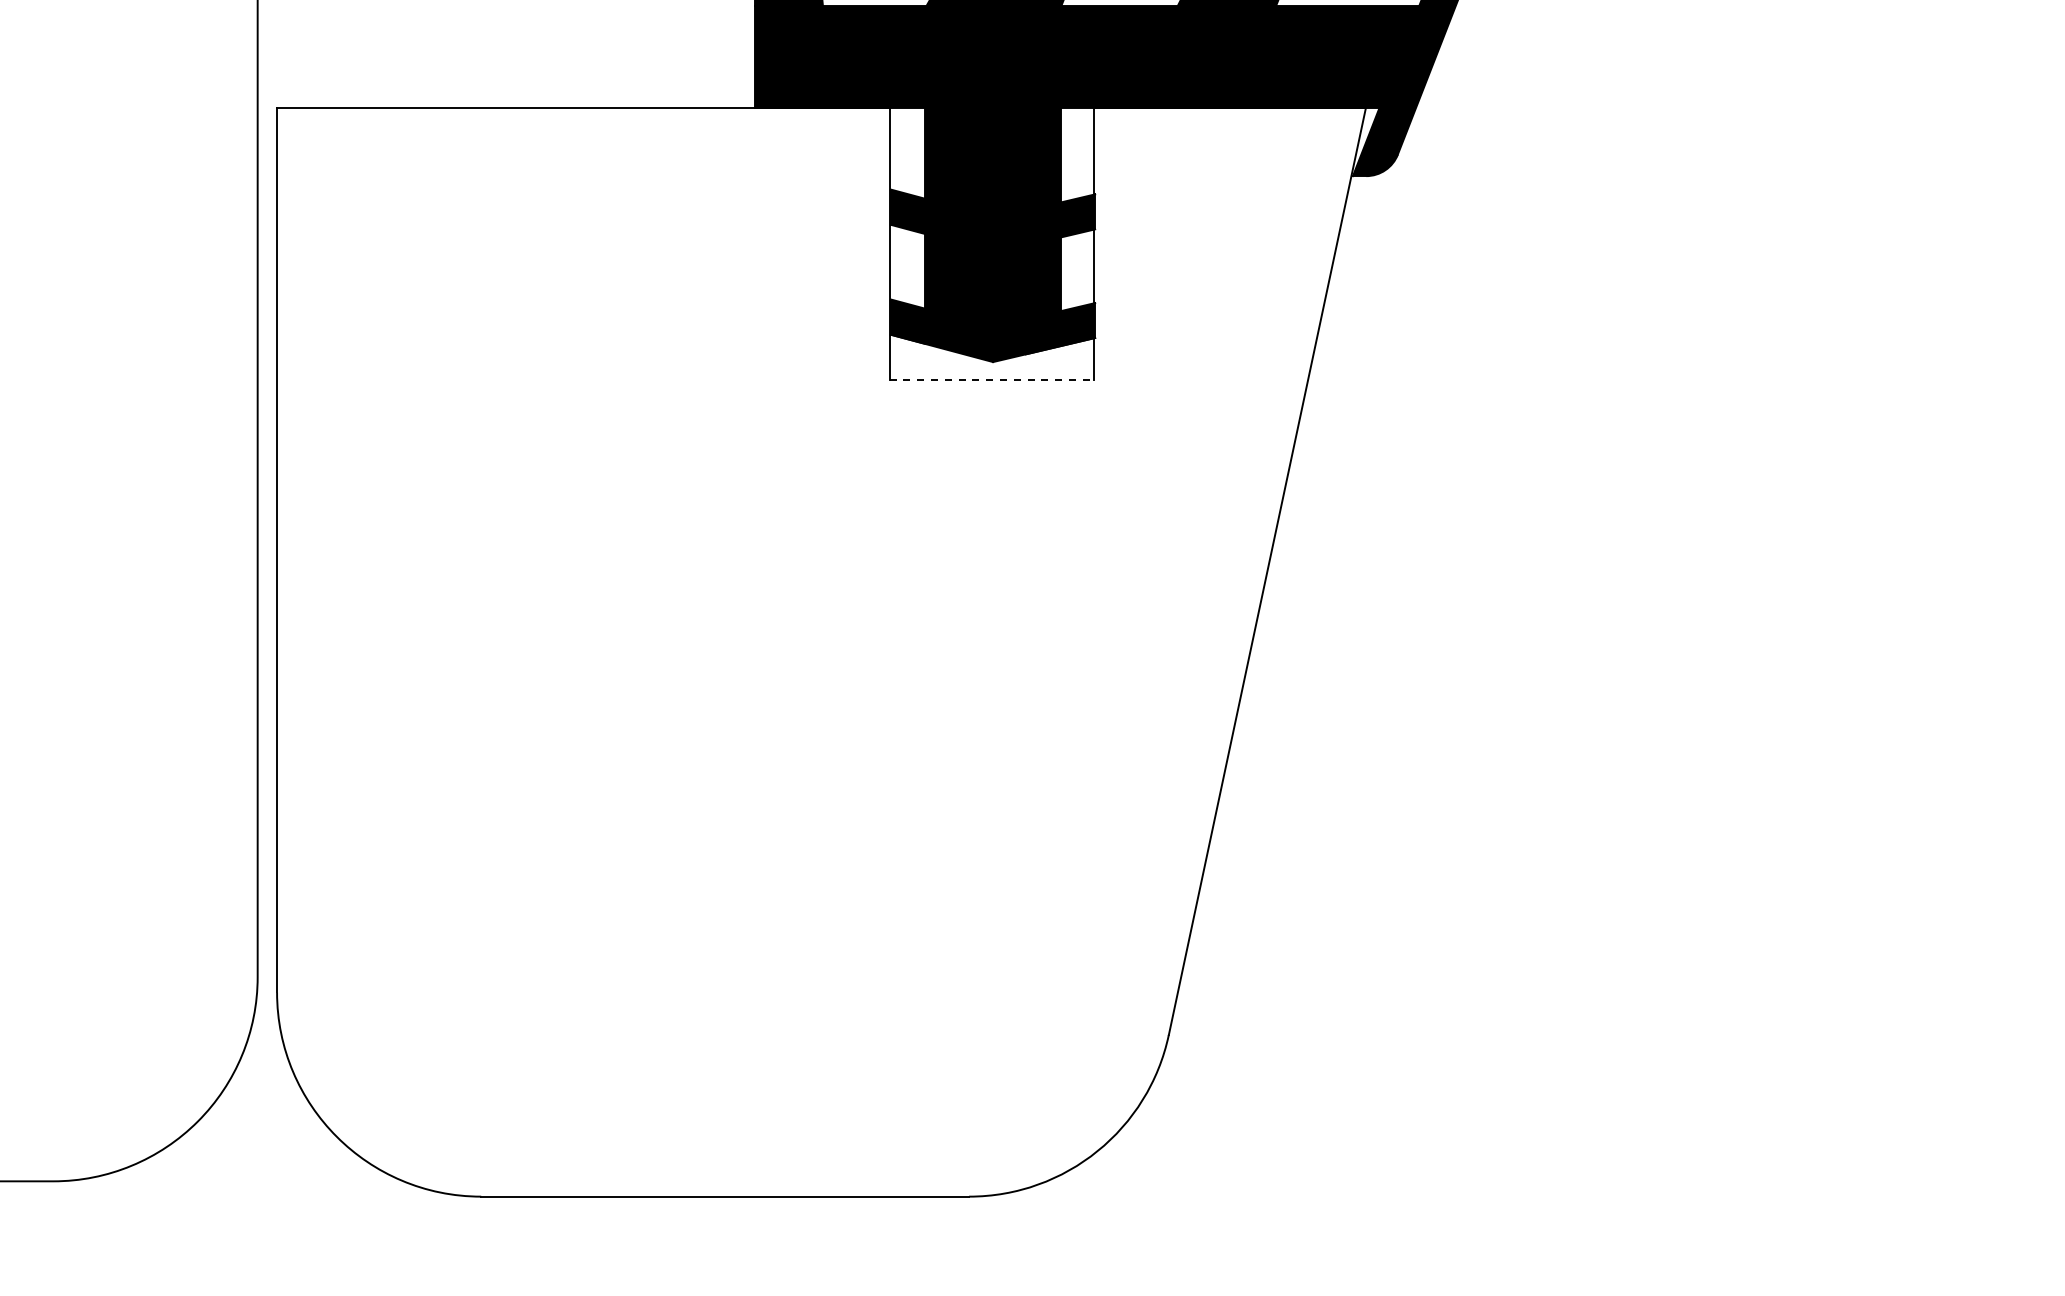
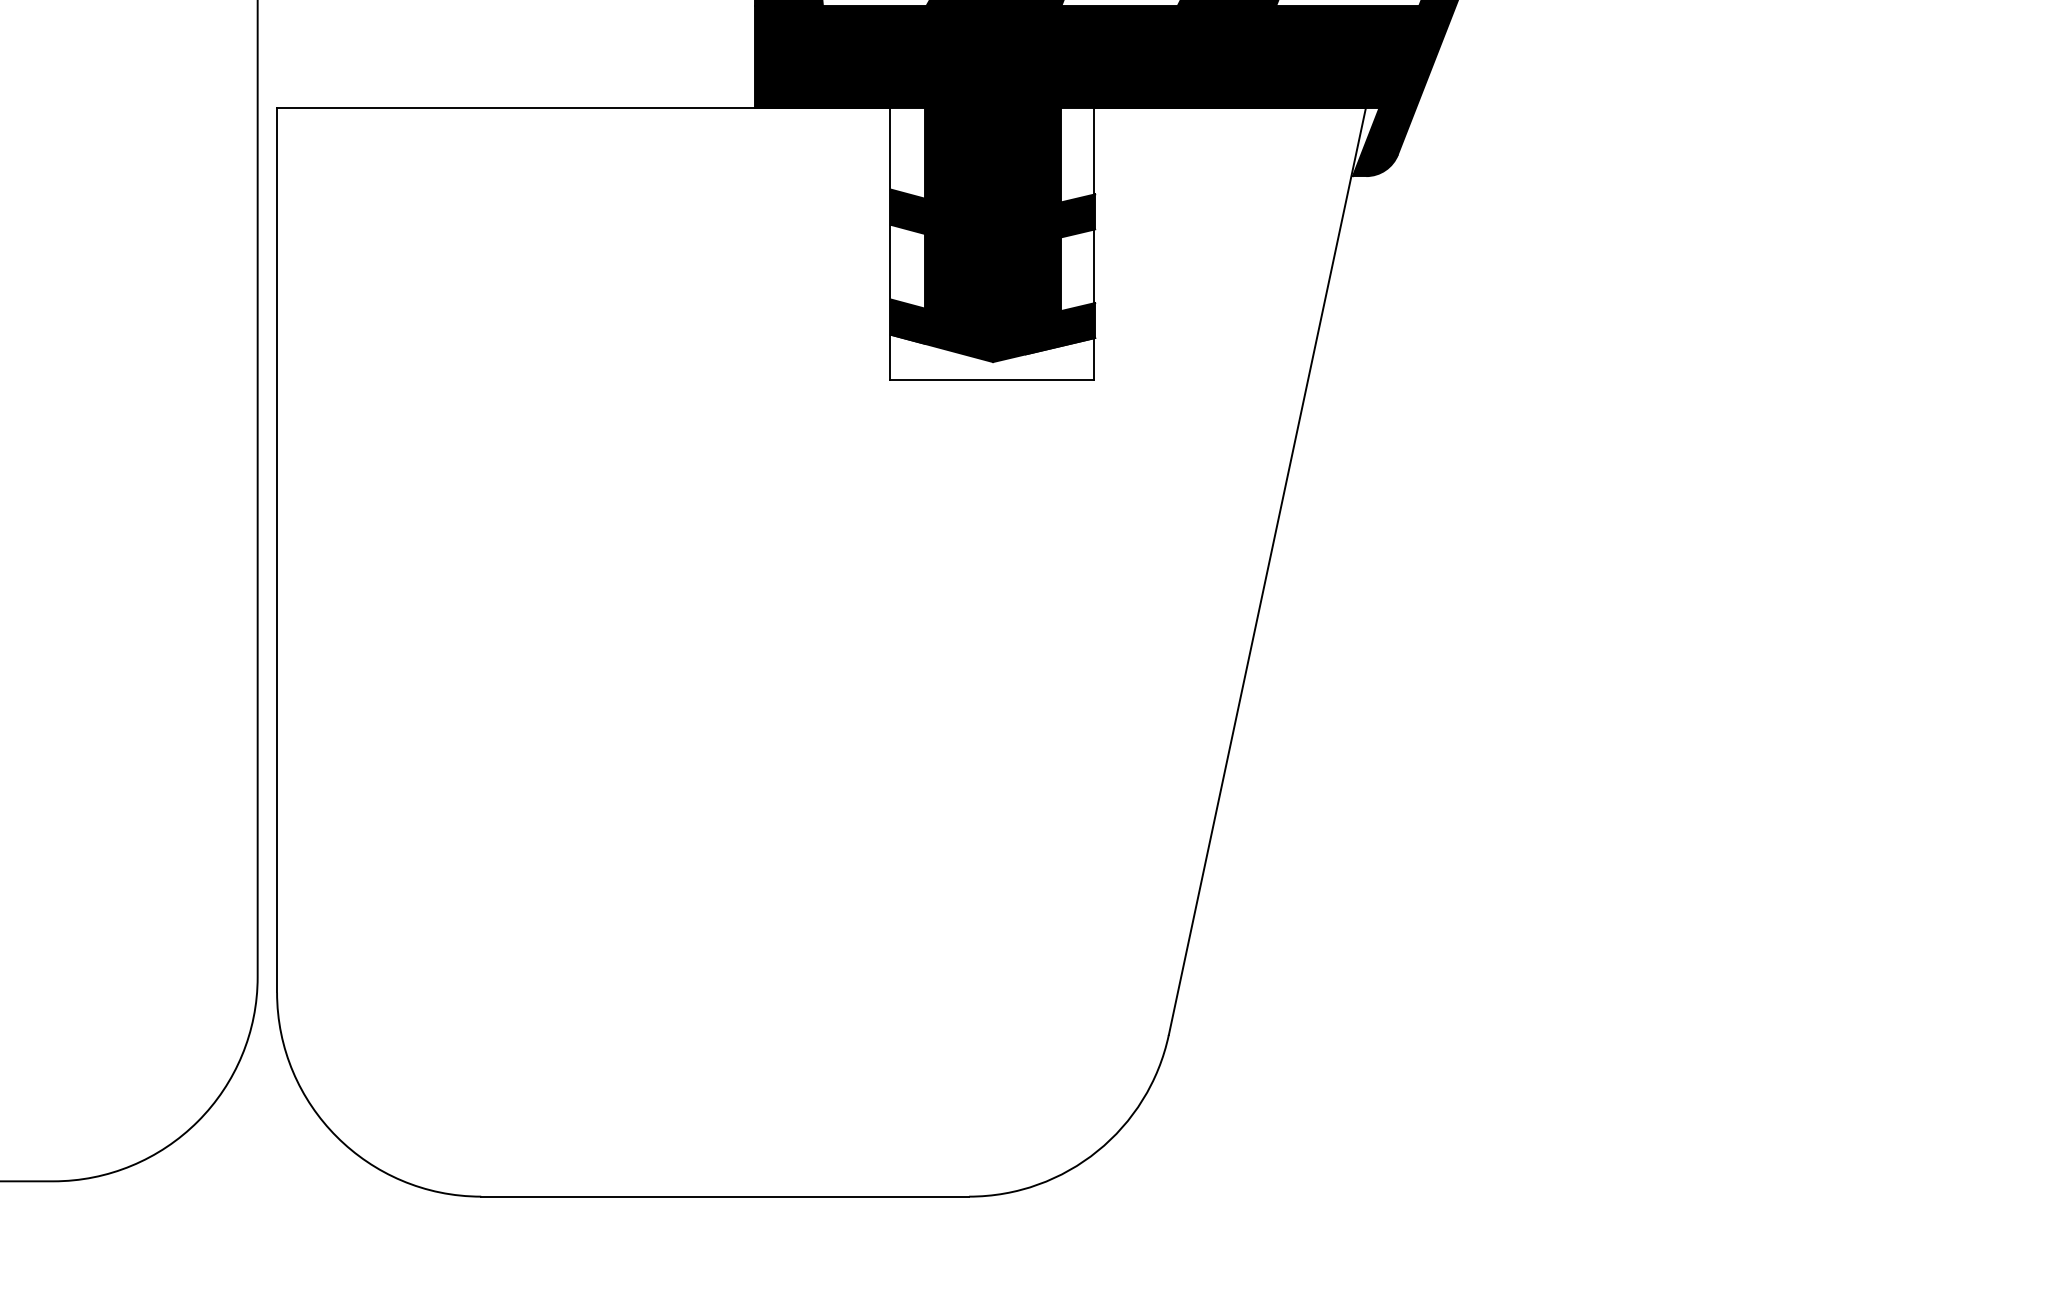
line: dashed -> solid (992, 379)
